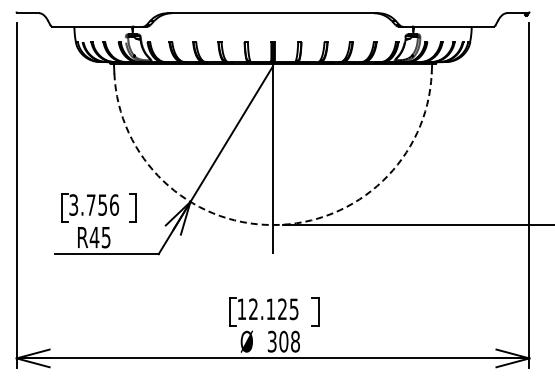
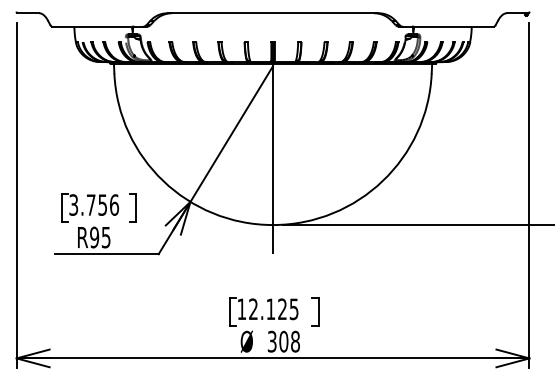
arc: dashed -> solid (273, 225)
text: R45 -> R95 (94, 237)
